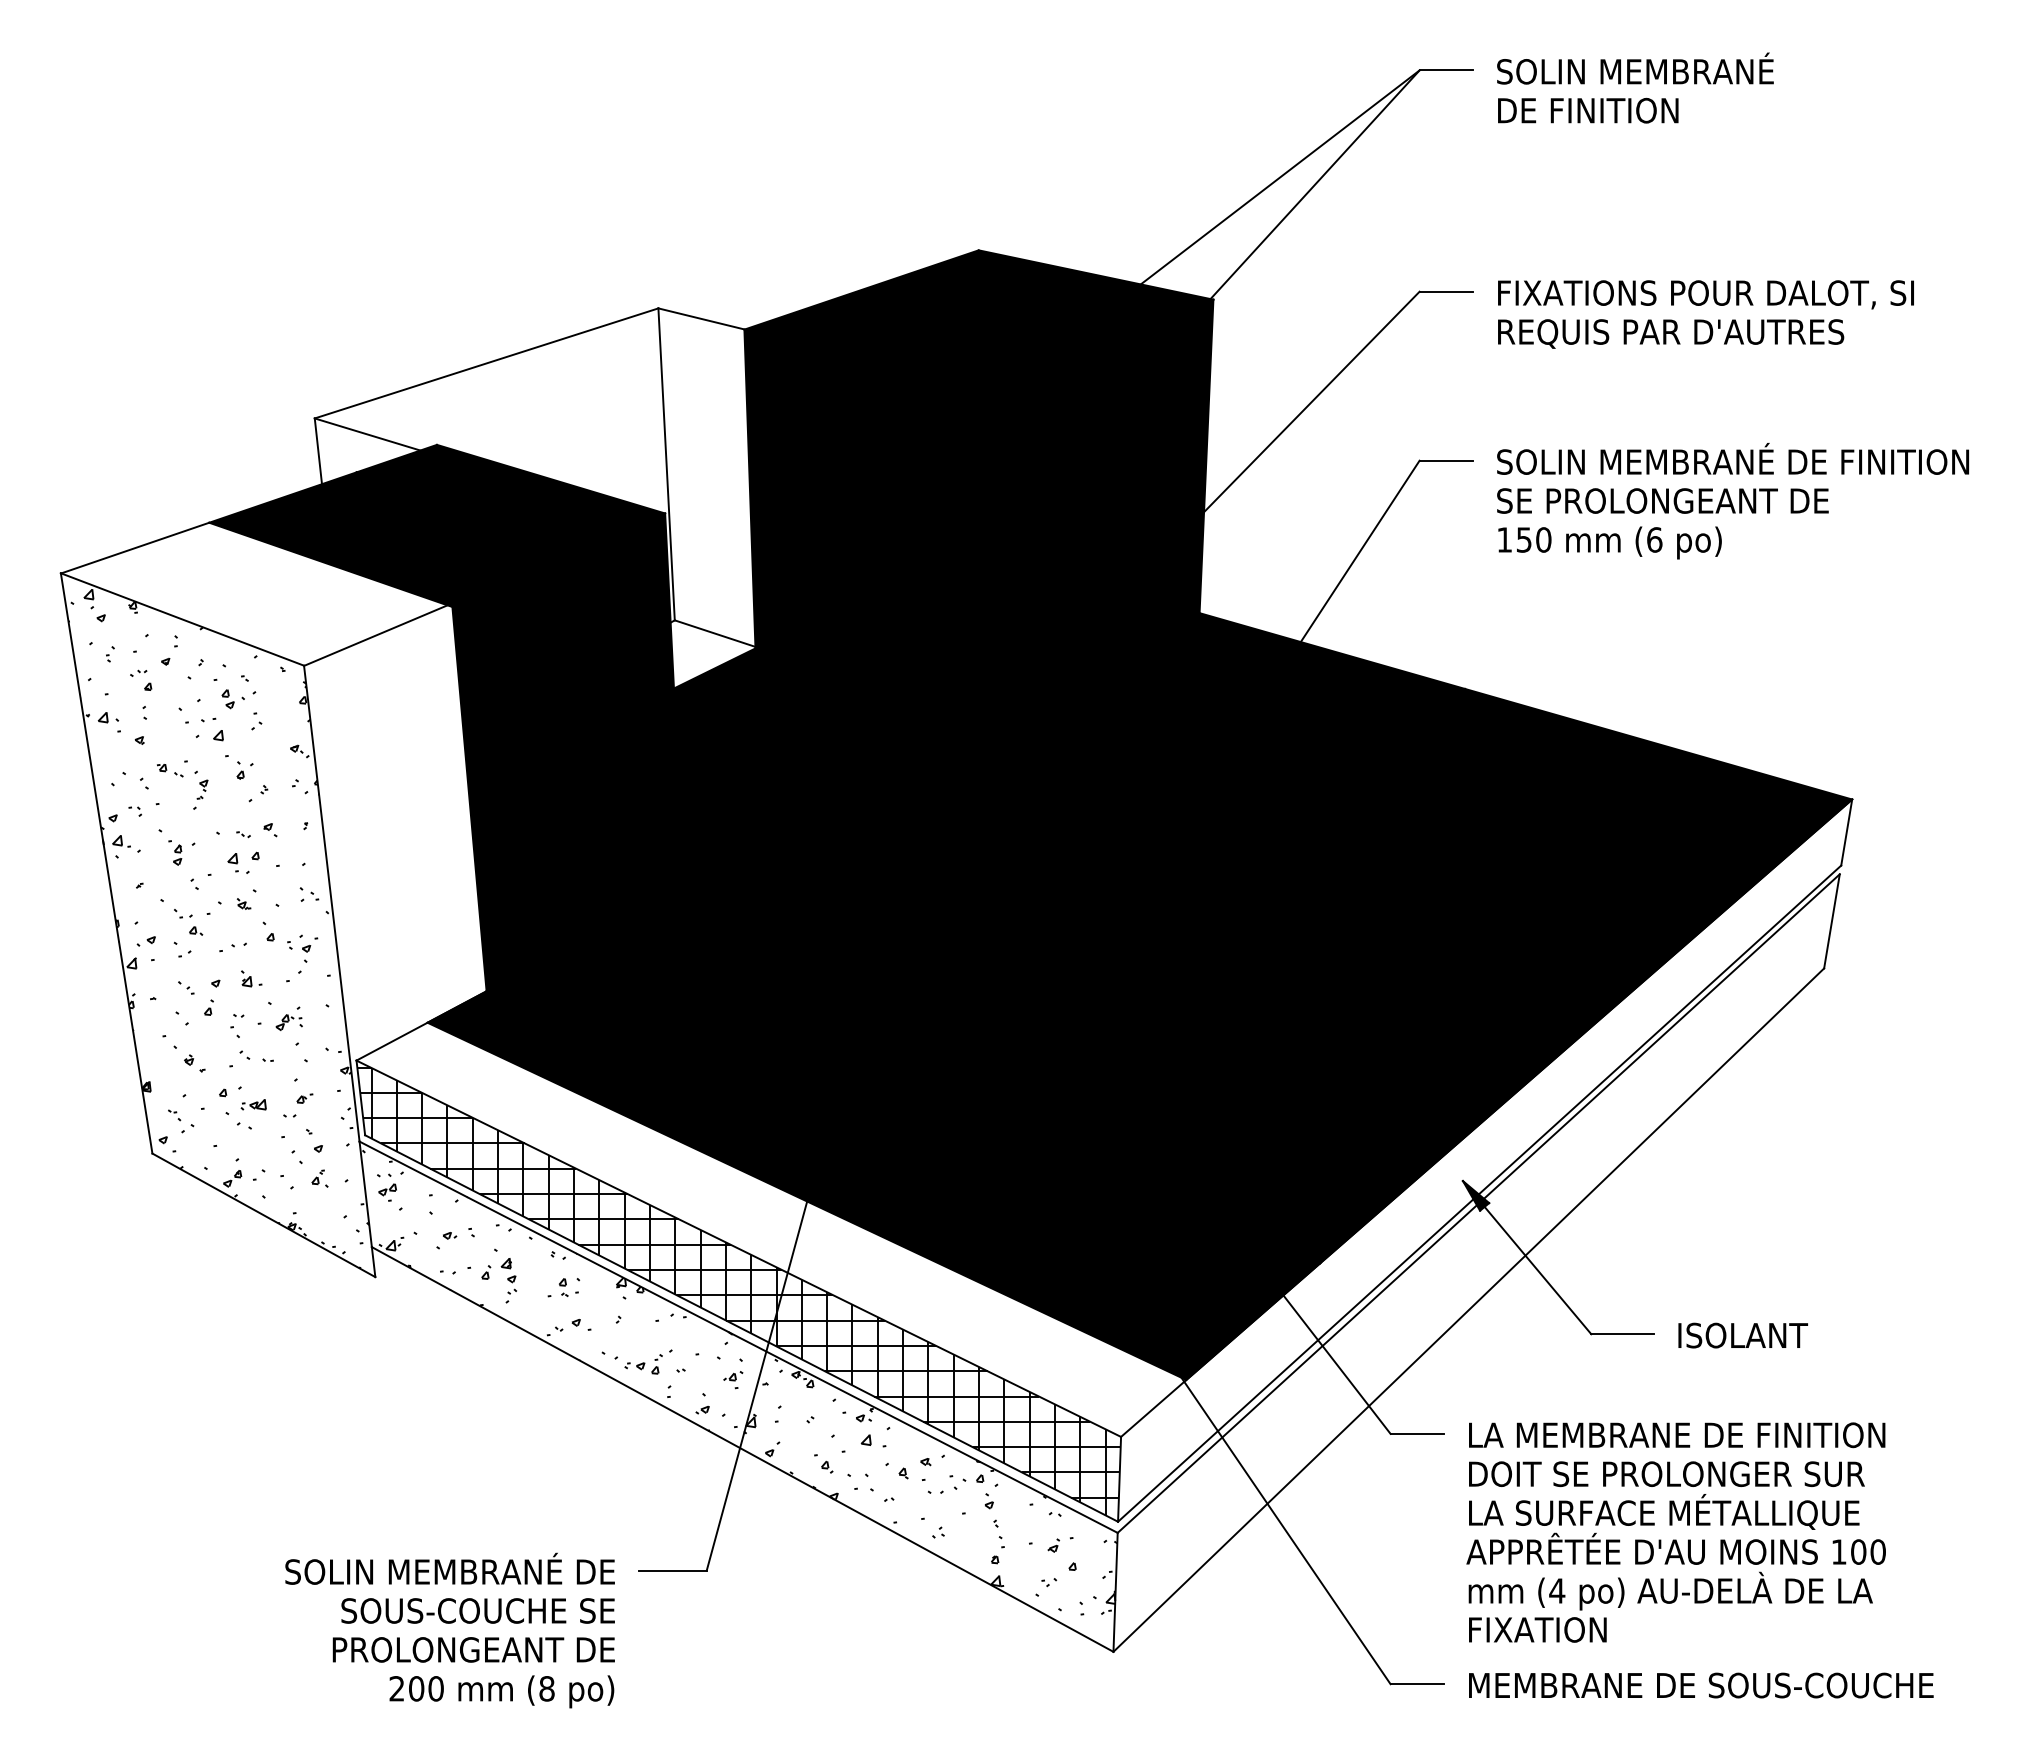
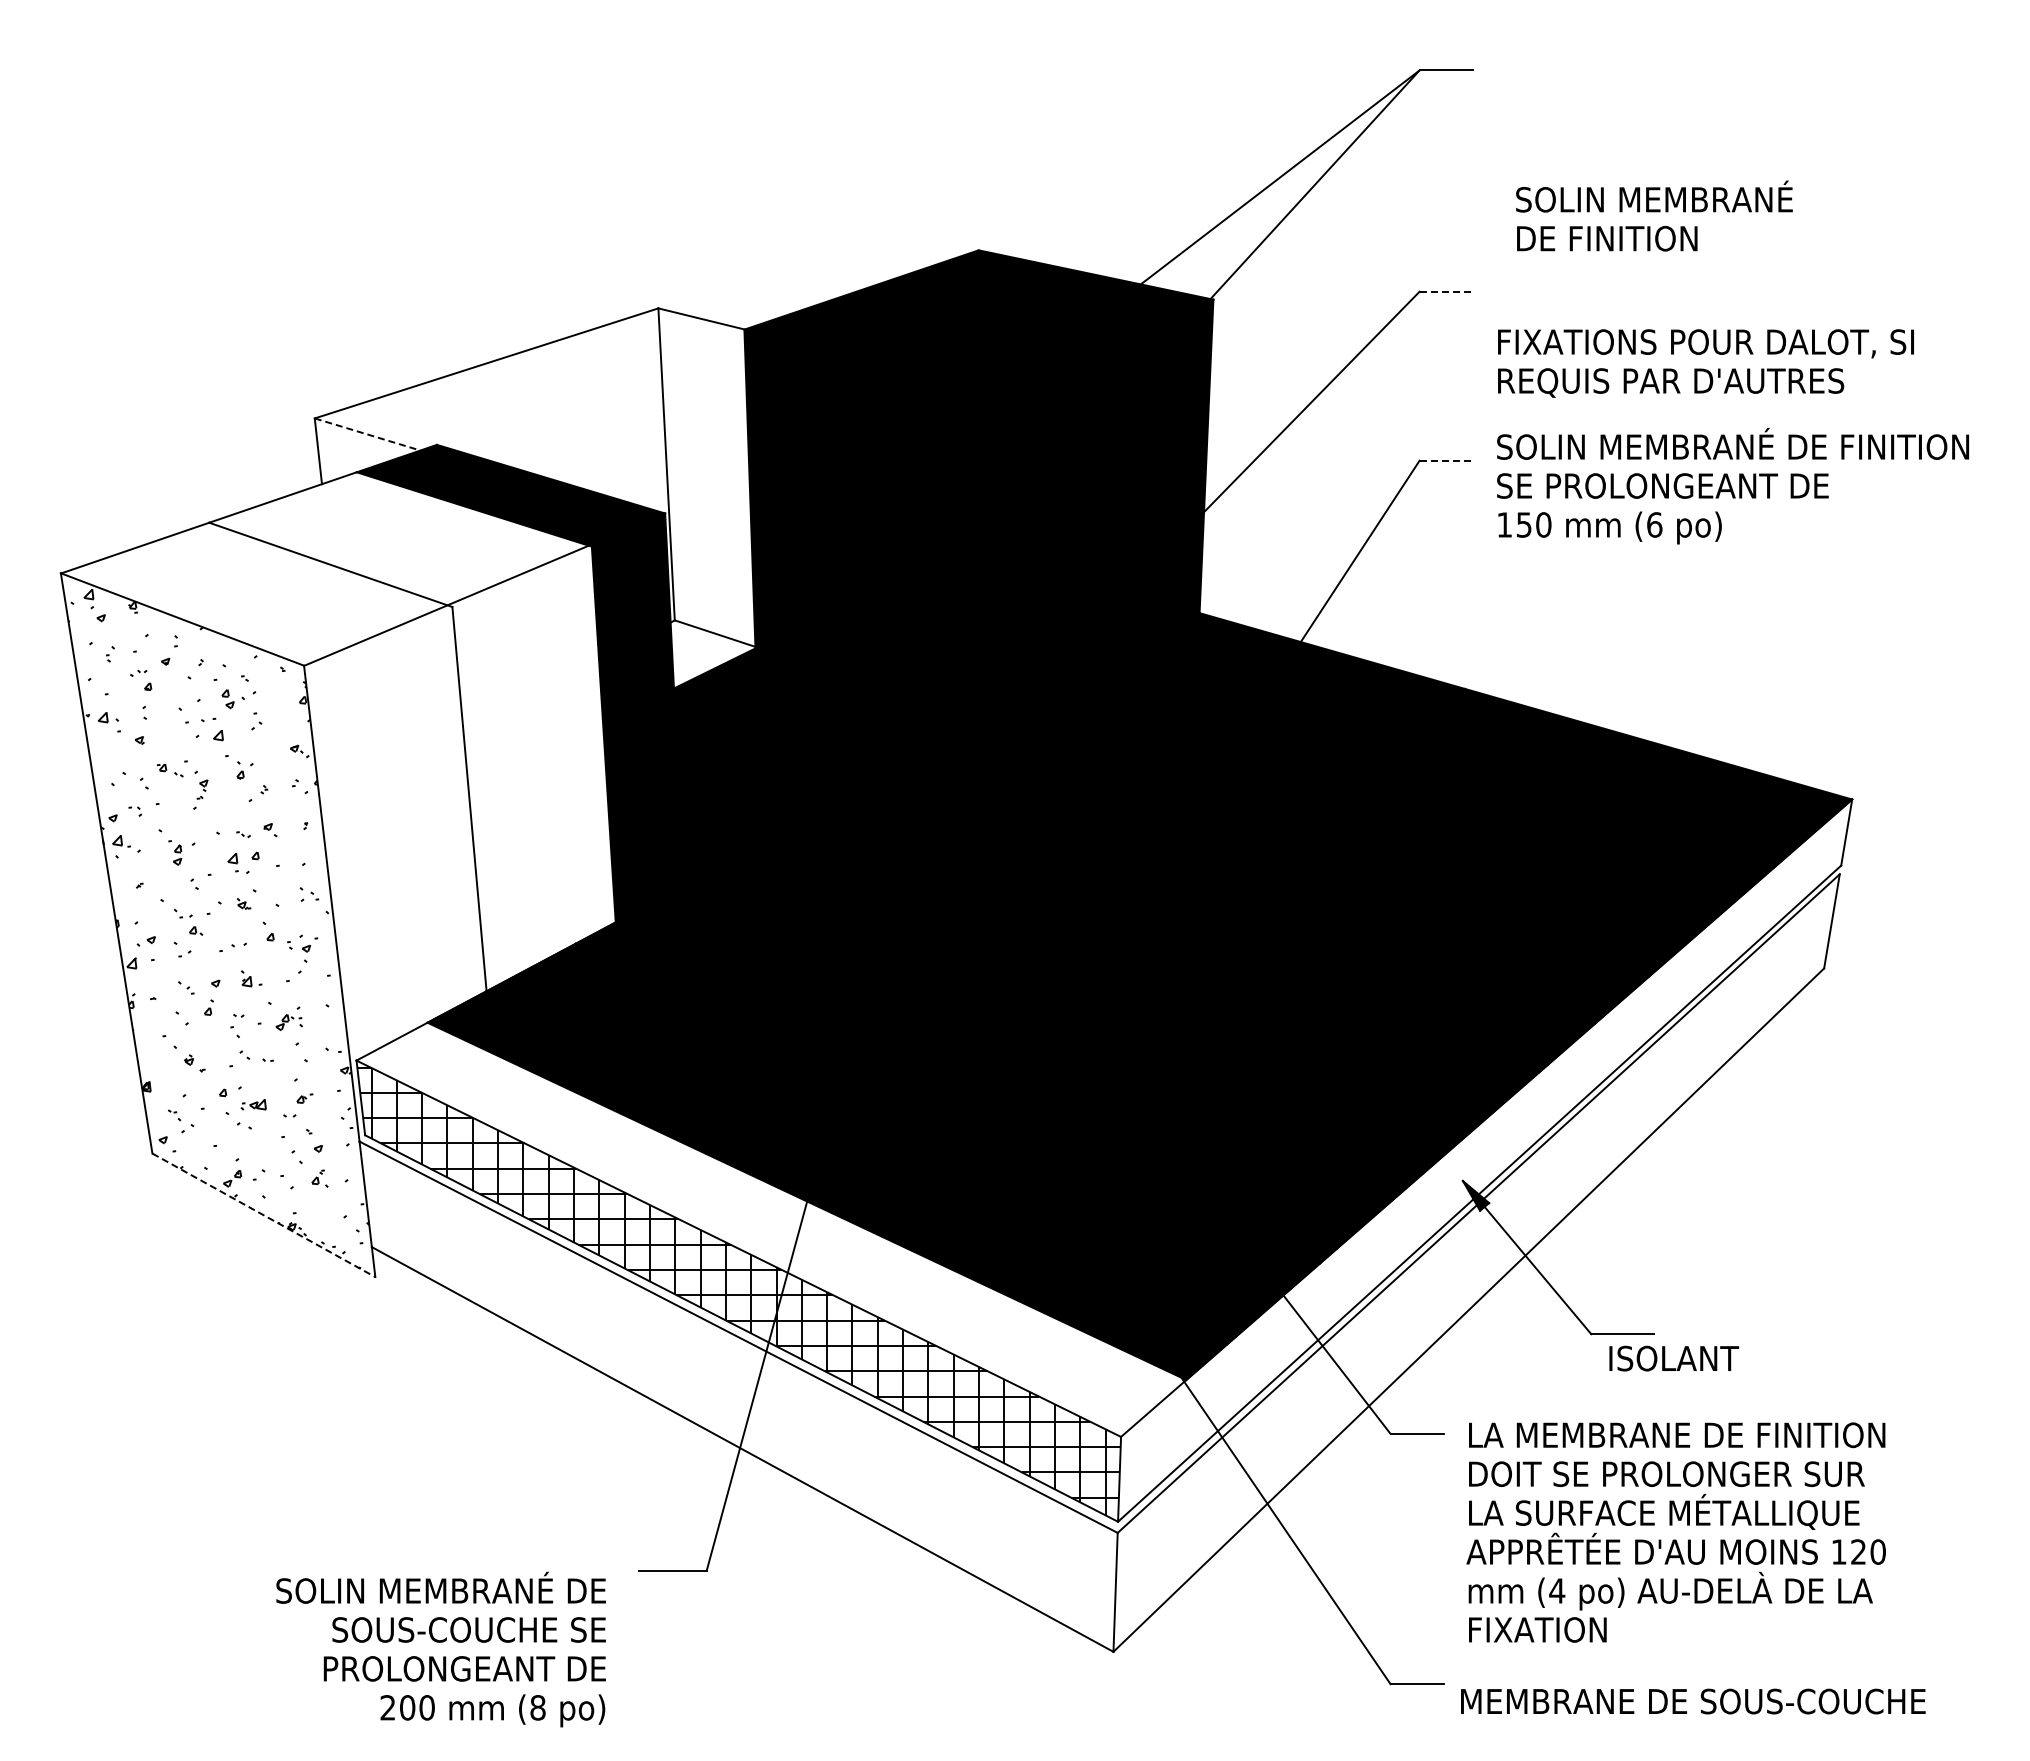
text position: (1635, 87) -> (1654, 215) (1654, 215)
line: solid -> dashed (1446, 291)
text position: (1705, 314) -> (1705, 363) (1705, 363)
line: solid -> dashed (368, 434)
line: solid -> dashed (1446, 460)
text position: (1732, 501) -> (1732, 486) (1732, 486)
fill: present -> none (412, 731)
line: solid -> dashed (264, 1215)
text position: (1742, 1335) -> (1673, 1358) (1673, 1358)
hatch: present -> none (739, 1382)
text: 100 -> 120 (1858, 1551)
text position: (449, 1630) -> (440, 1649) (440, 1649)
text position: (1701, 1685) -> (1693, 1701) (1693, 1701)
